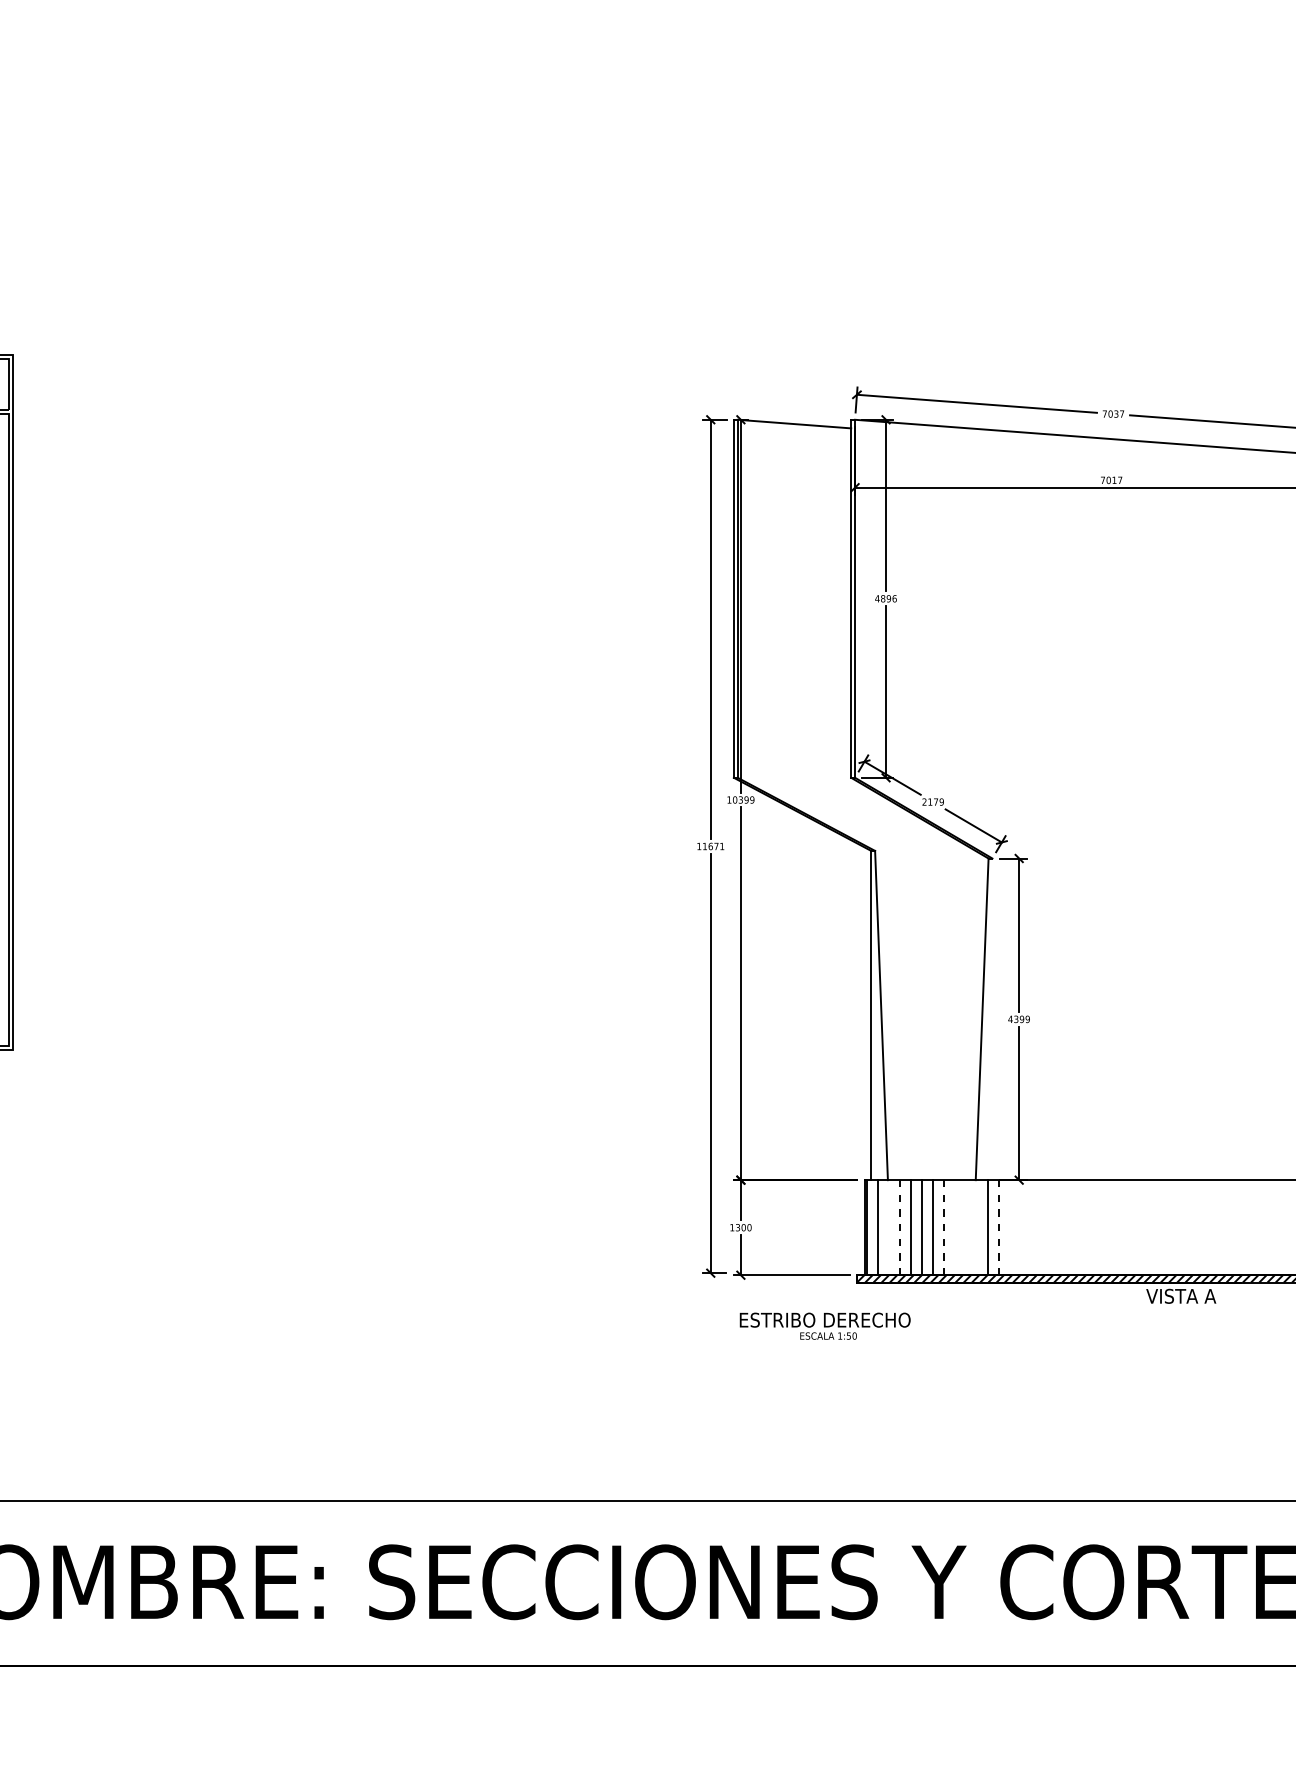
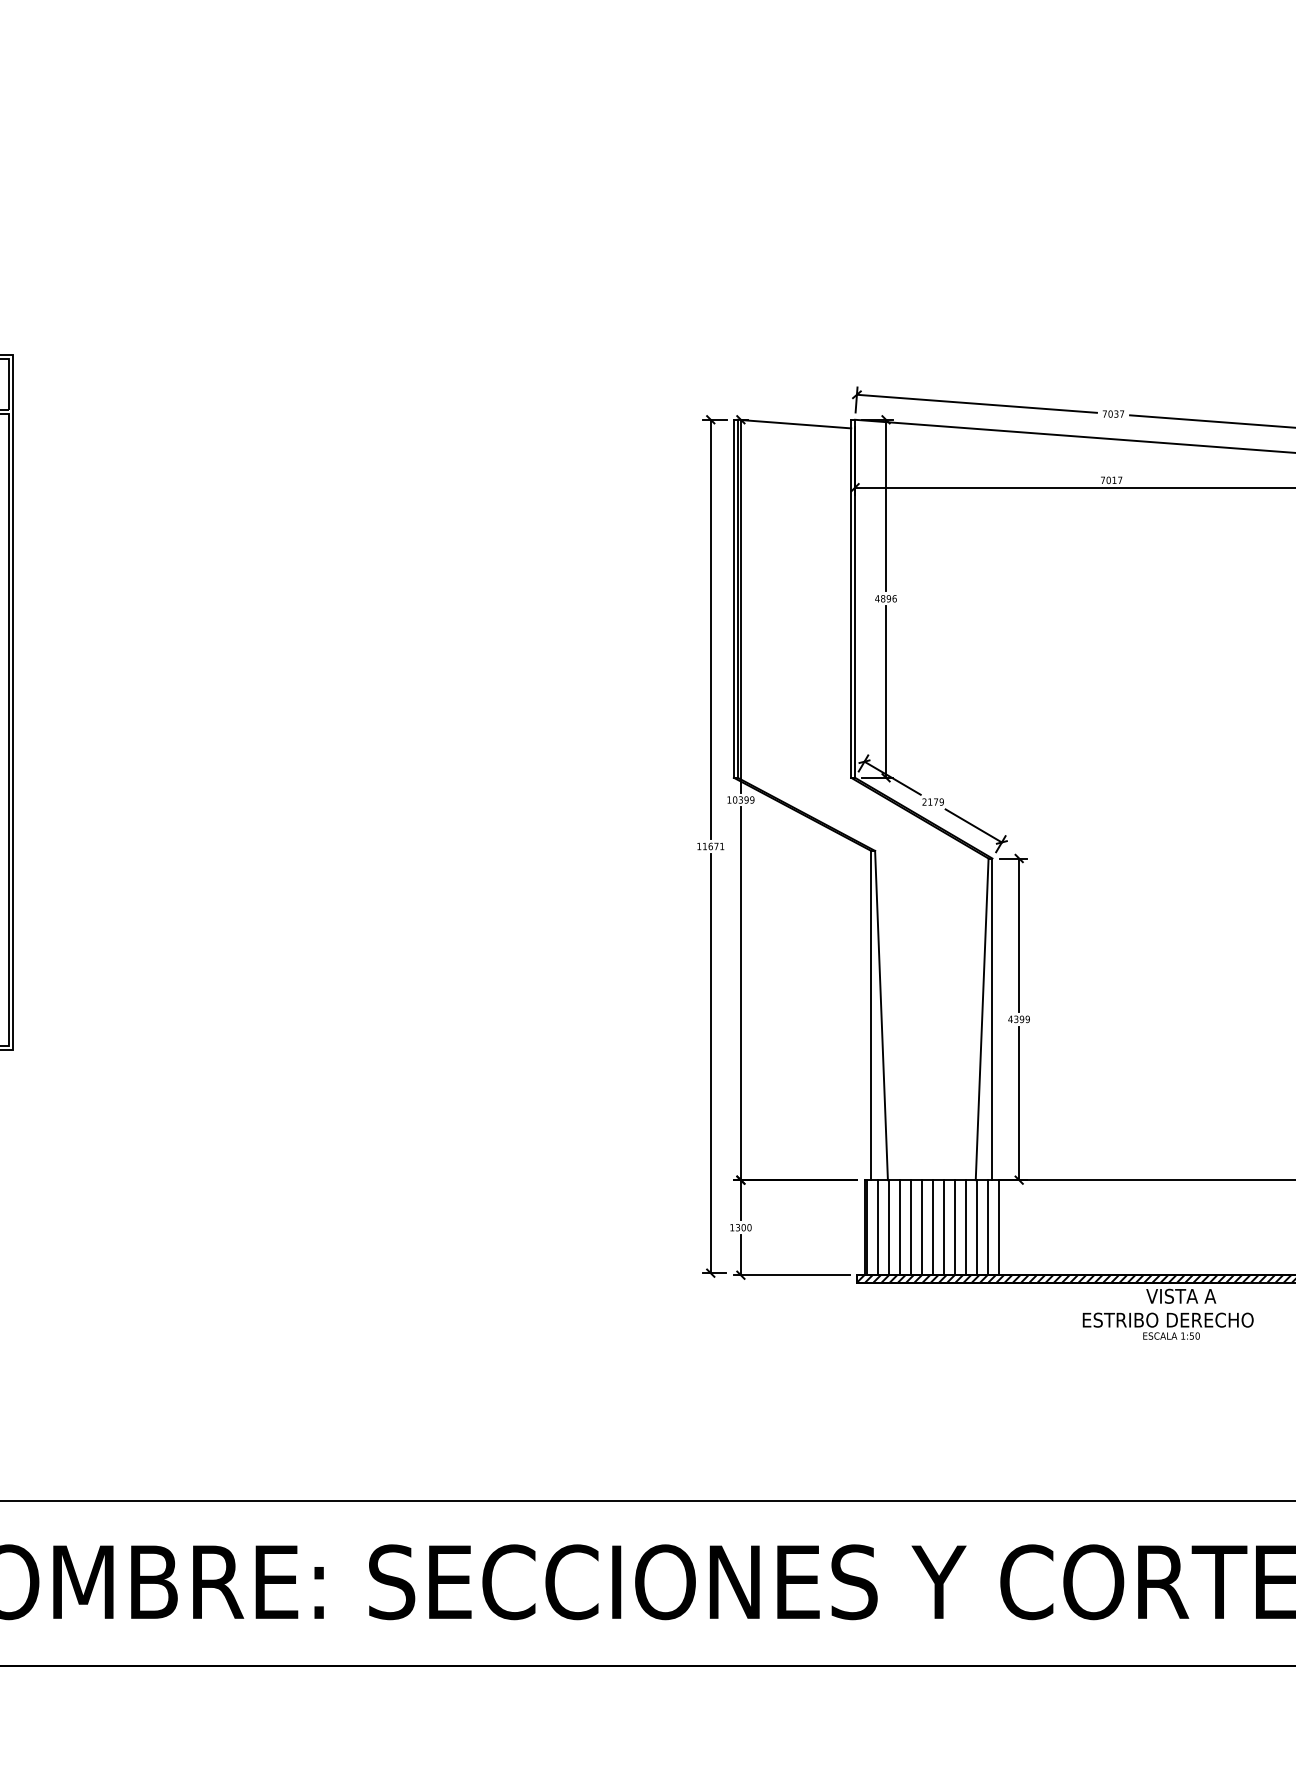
line: none -> present (992, 1019)
line: none -> present (889, 1227)
line: dashed -> solid (900, 1227)
line: dashed -> solid (944, 1227)
line: none -> present (955, 1227)
line: none -> present (965, 1227)
line: none -> present (976, 1227)
line: dashed -> solid (998, 1227)
text position: (824, 1325) -> (1167, 1325) (1167, 1325)
